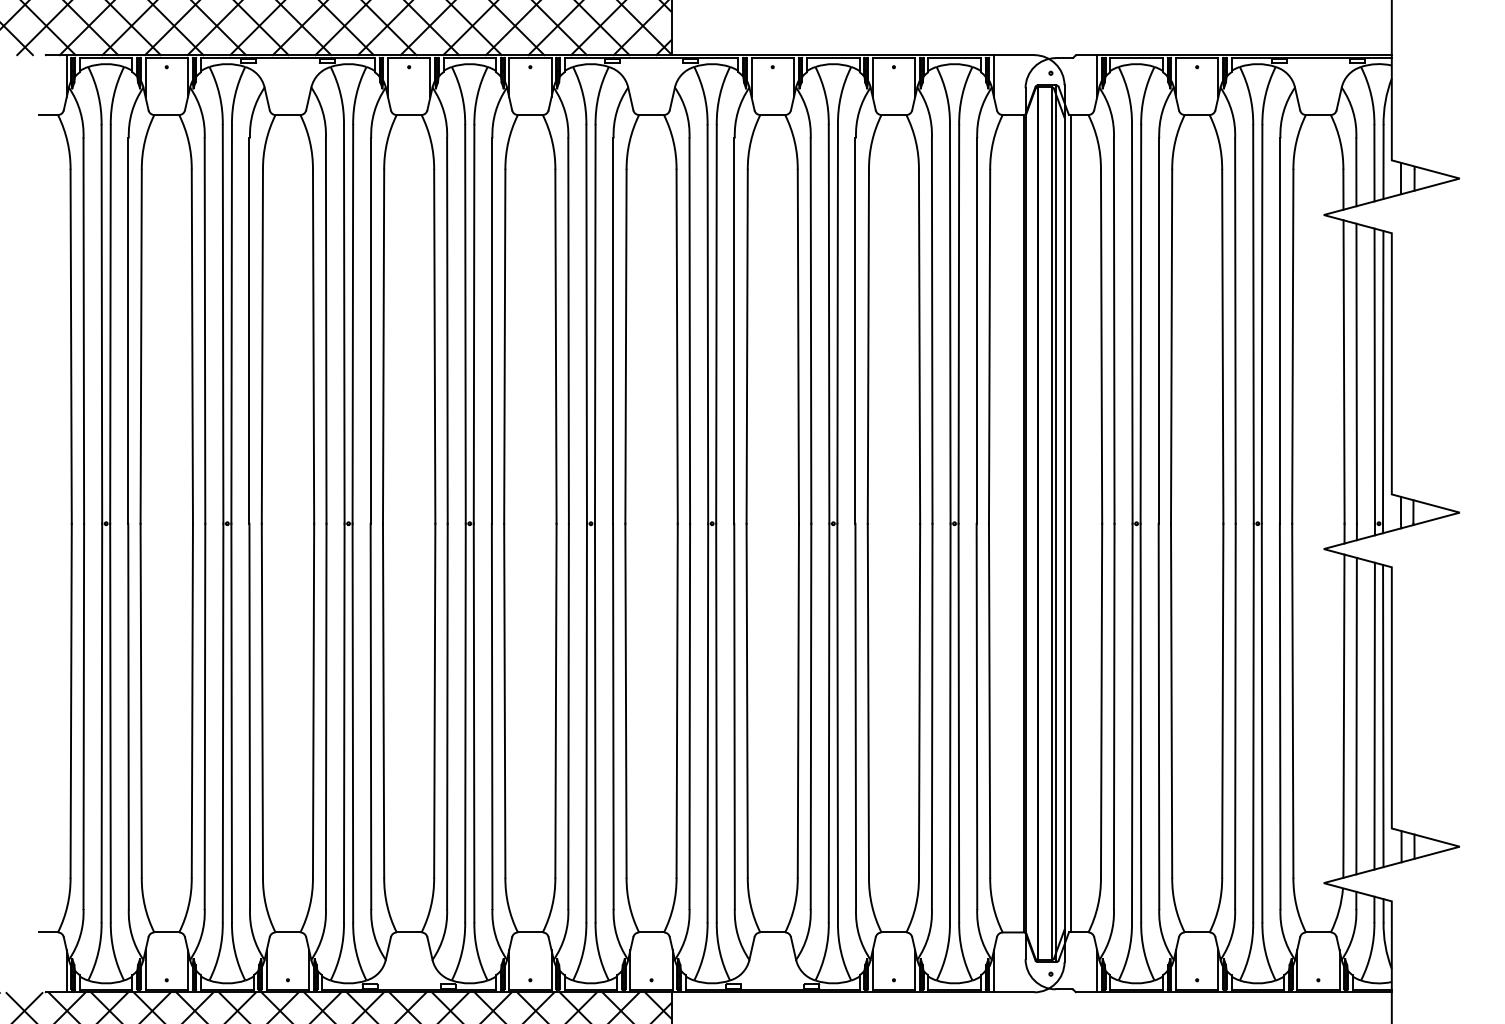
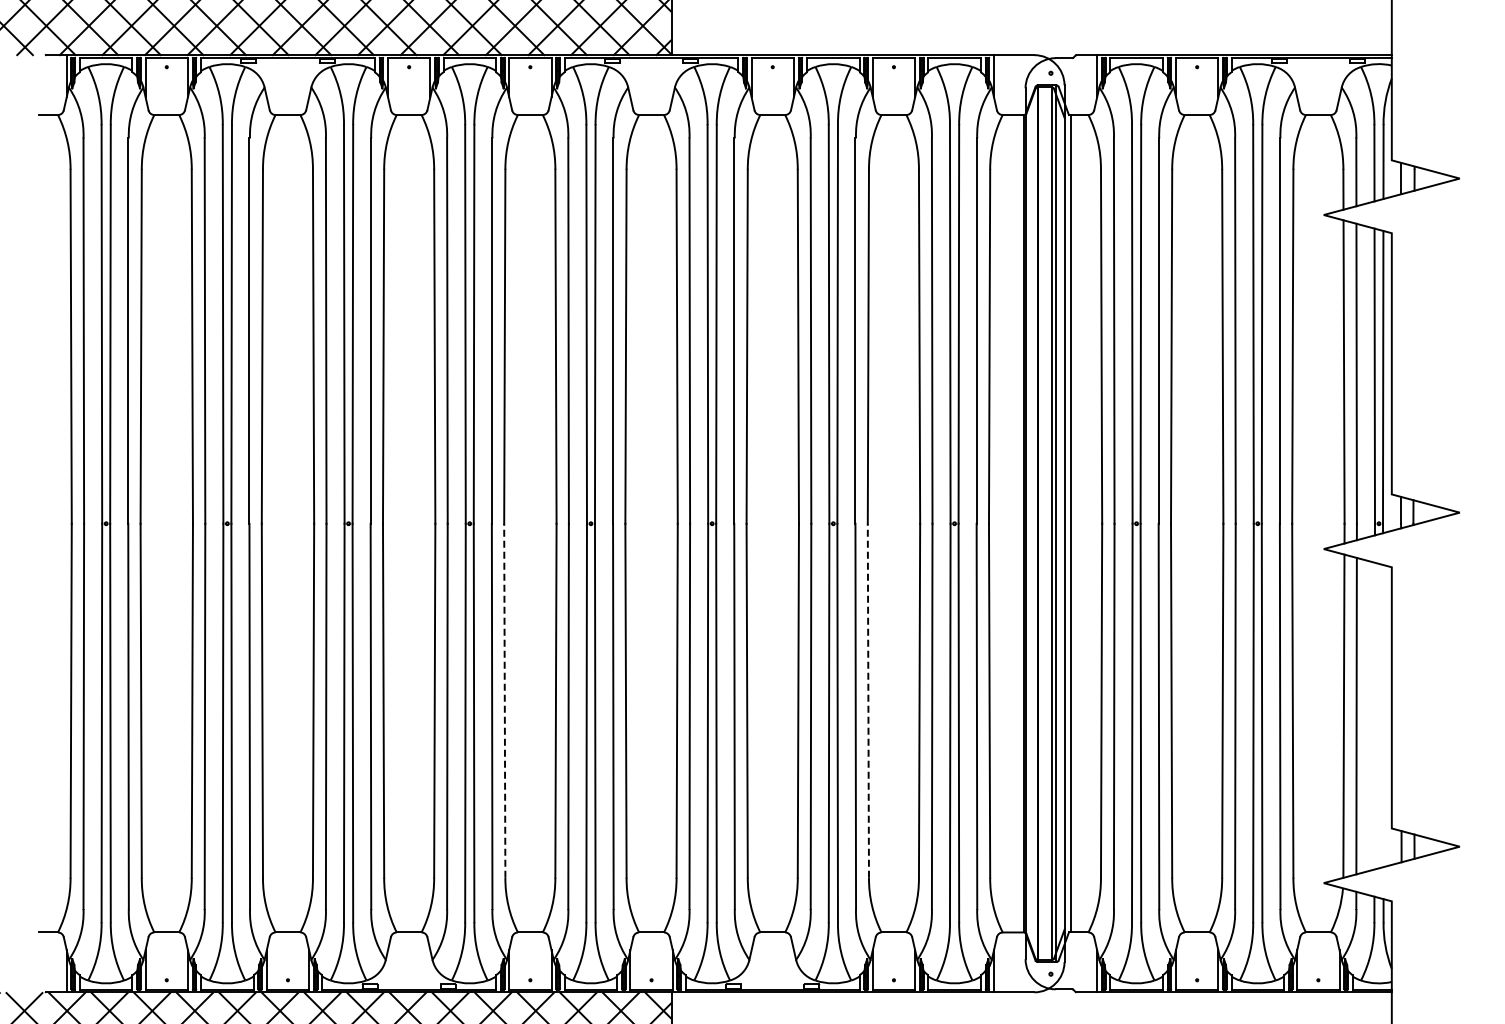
line: solid -> dashed (504, 700)
line: solid -> dashed (868, 700)
line: present -> none (1374, 715)
line: present -> none (1383, 715)
